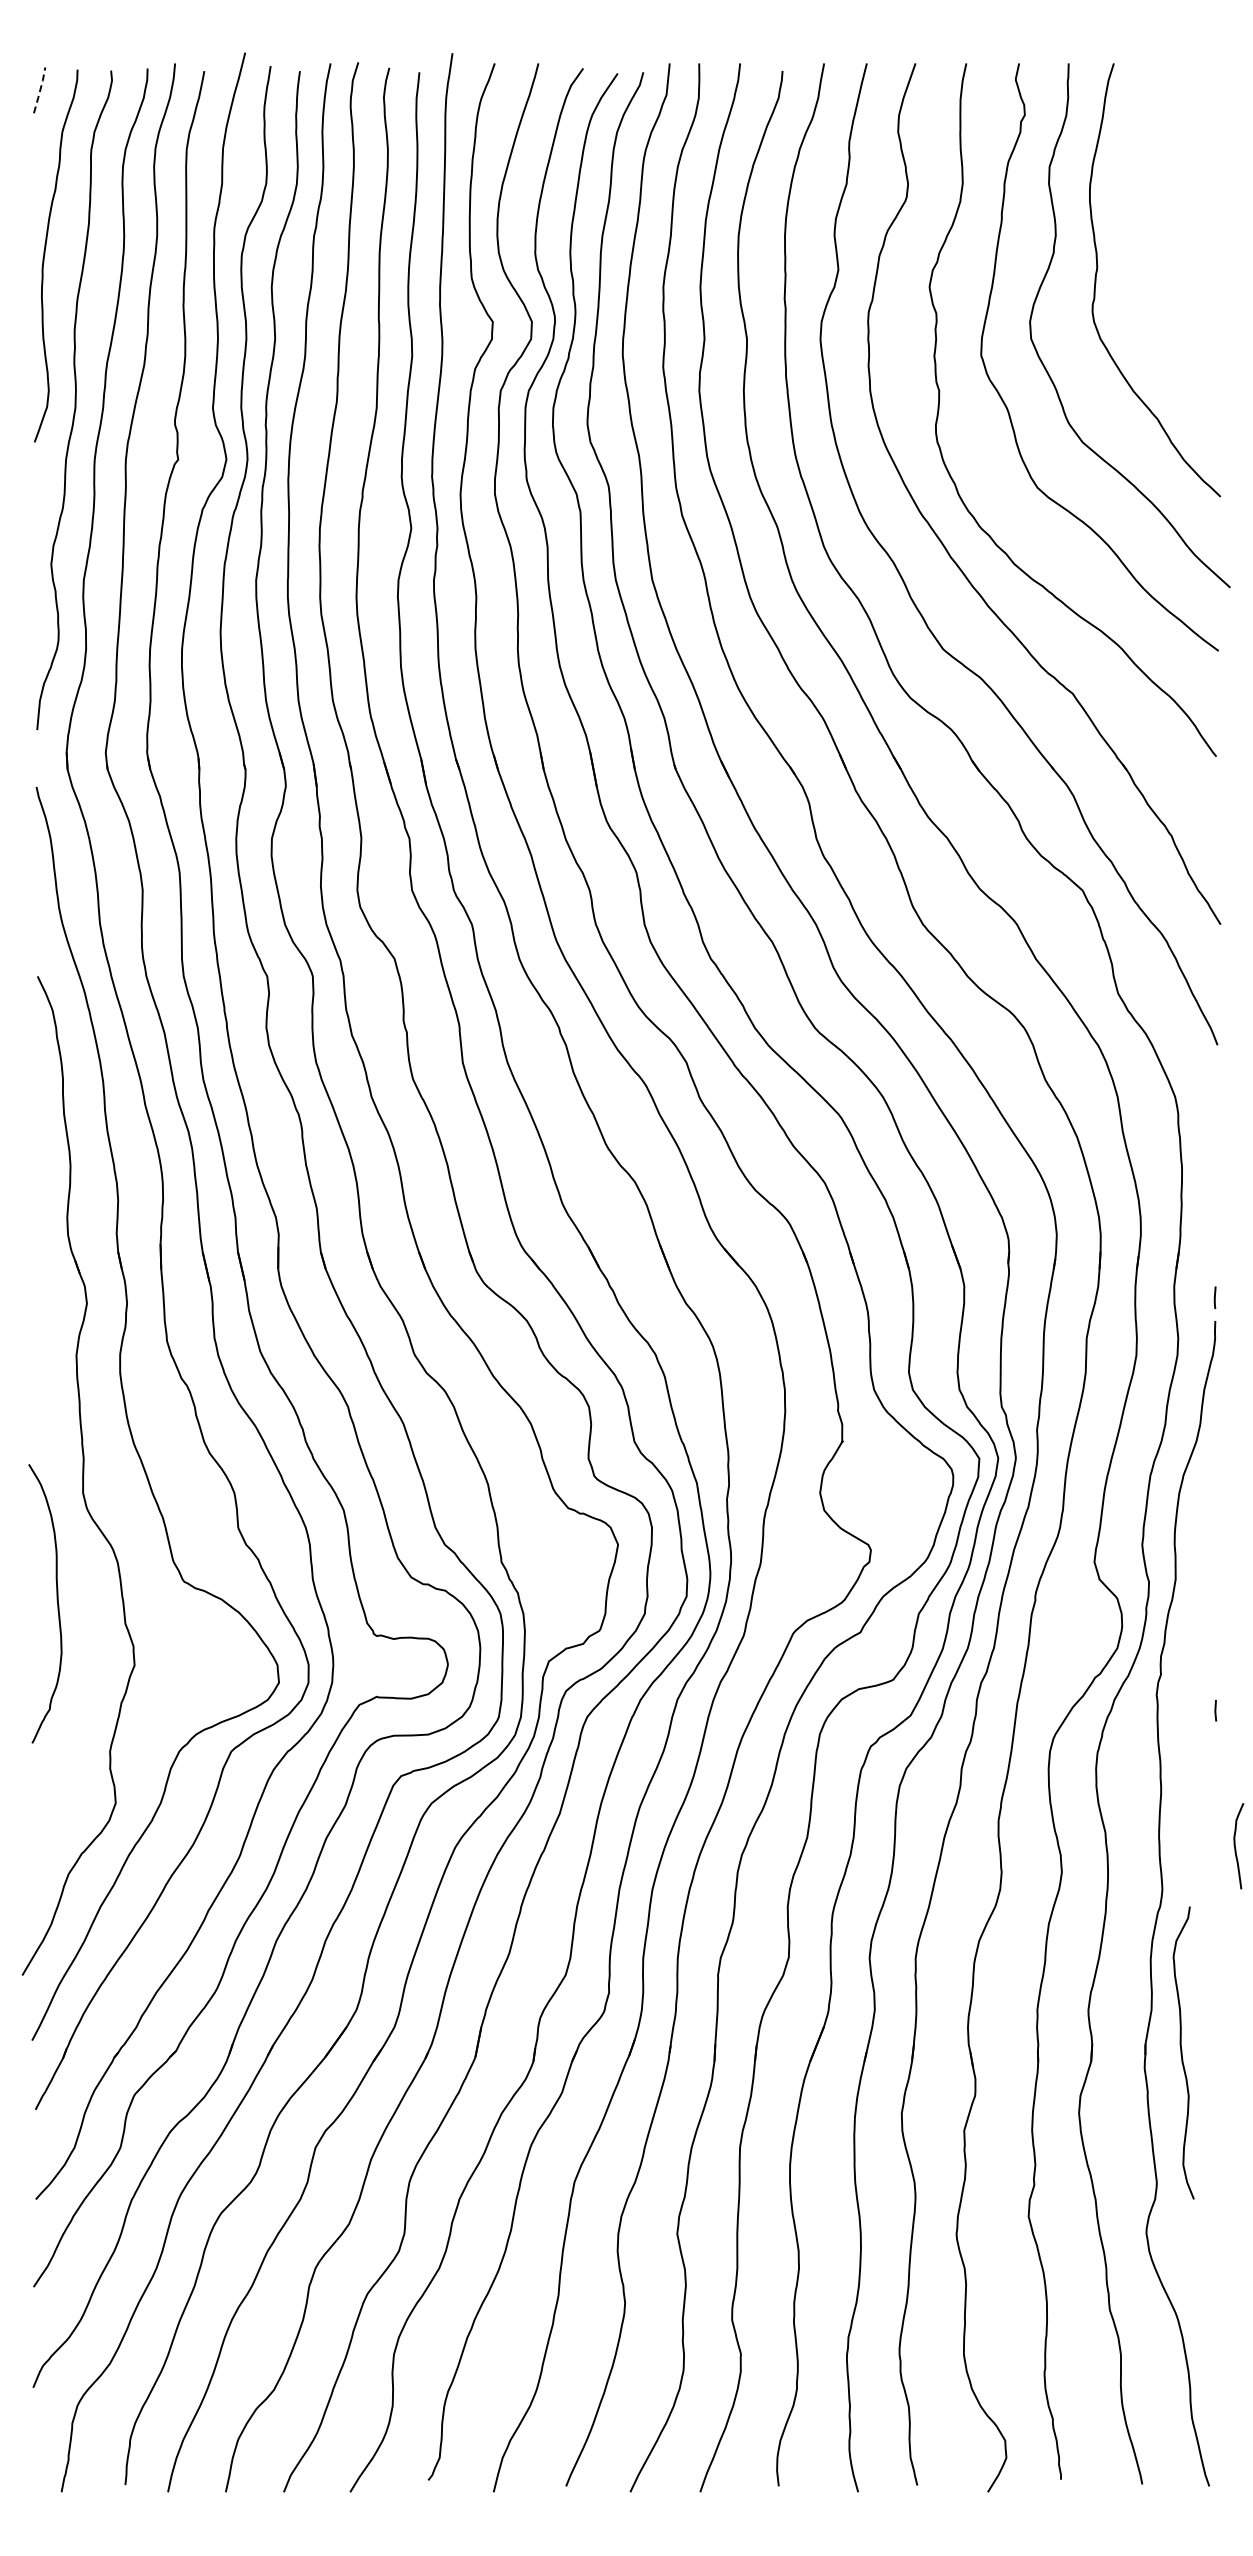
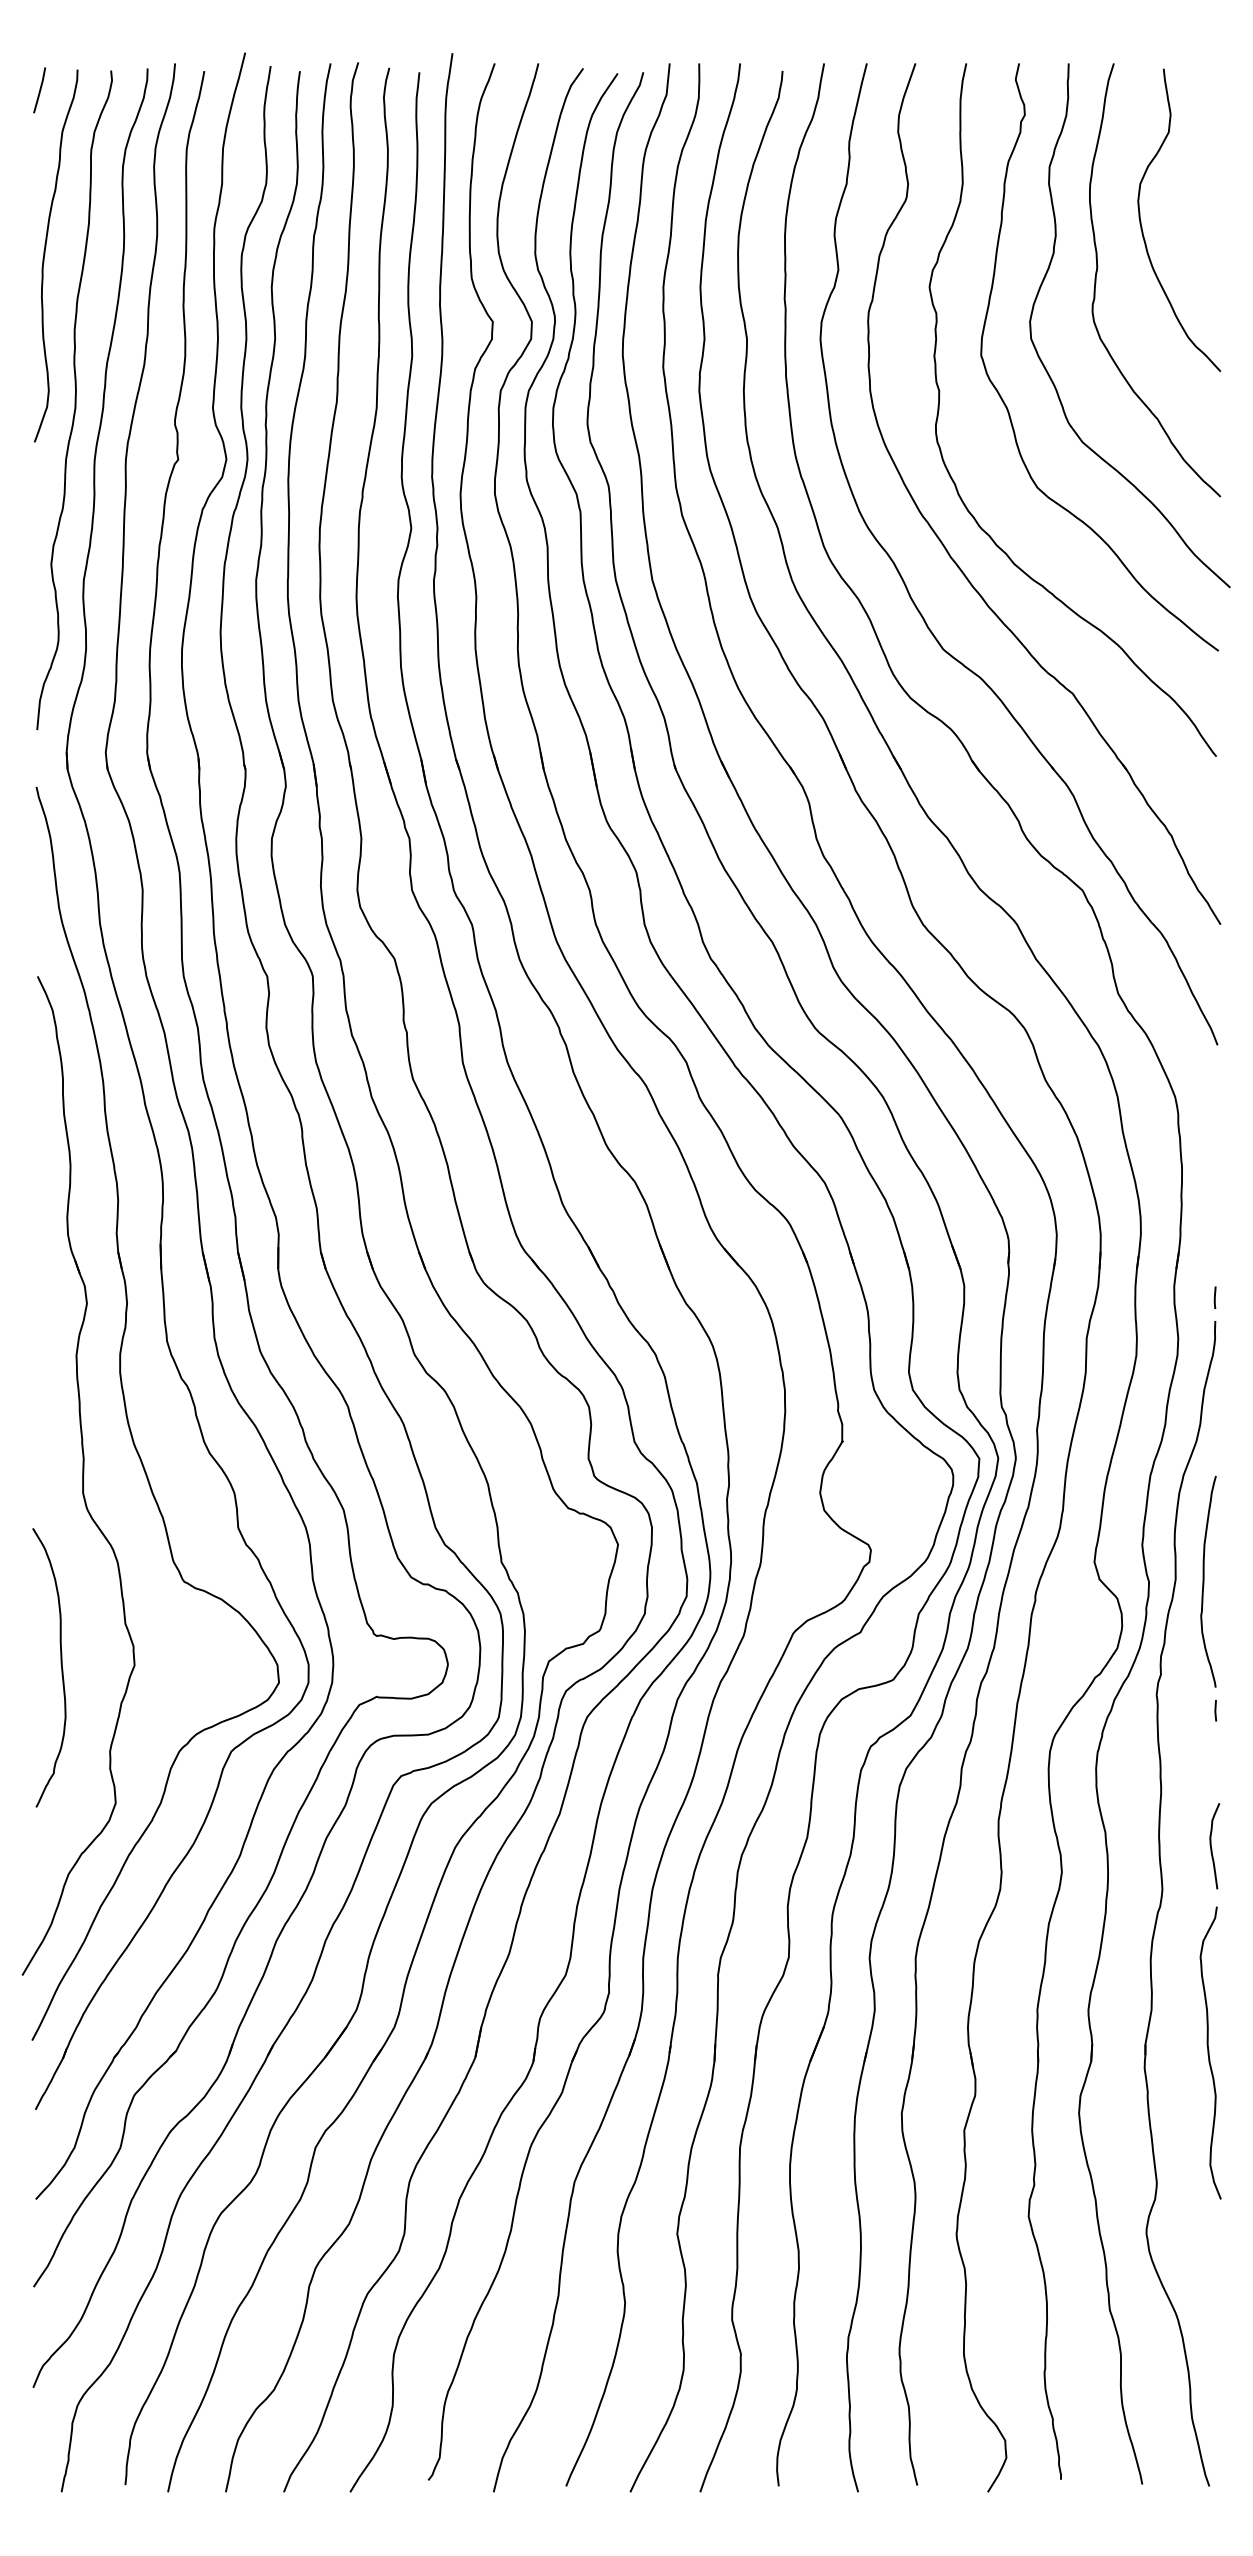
line: dashed -> solid (40, 90)
curve: none -> present (1142, 226)
curve: none -> present (1204, 1581)
curve position: (56, 1600) -> (60, 1664) (60, 1664)
curve position: (1236, 1848) -> (1212, 1848) (1212, 1848)
curve position: (1182, 2052) -> (1209, 2052) (1209, 2052)
